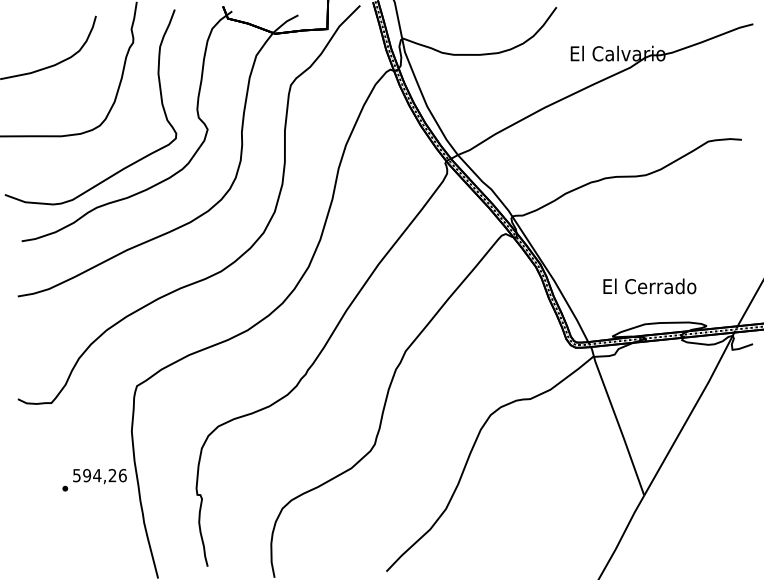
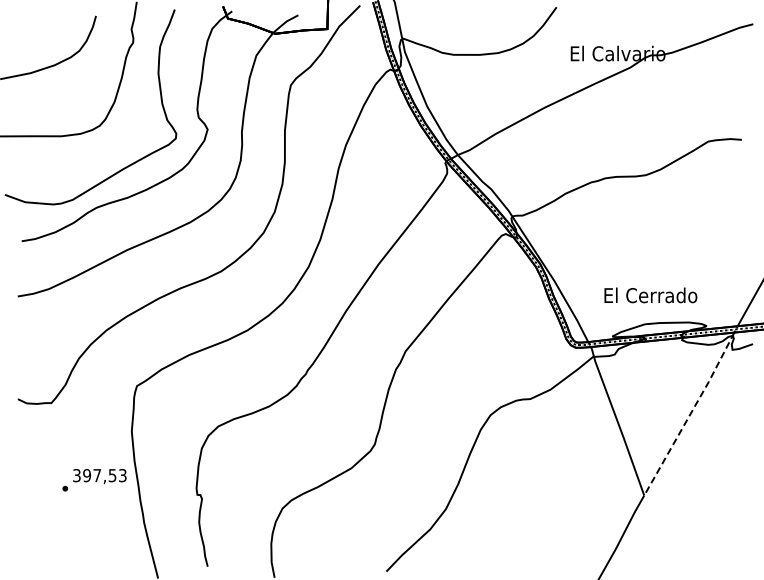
text position: (649, 286) -> (650, 295) (650, 295)
line: solid -> dashed (690, 414)
text: 594,26 -> 397,53 (99, 475)
